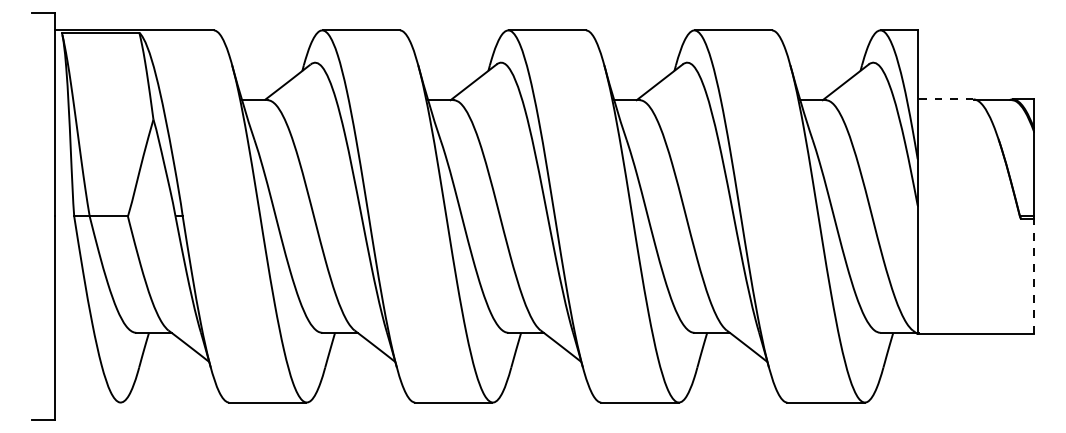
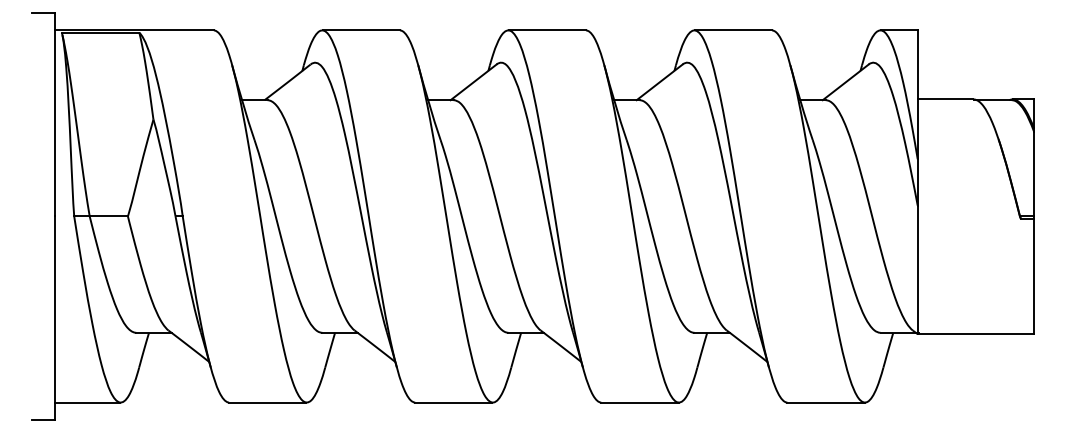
line: dashed -> solid (945, 99)
line: dashed -> solid (1034, 275)
line: none -> present (87, 402)
